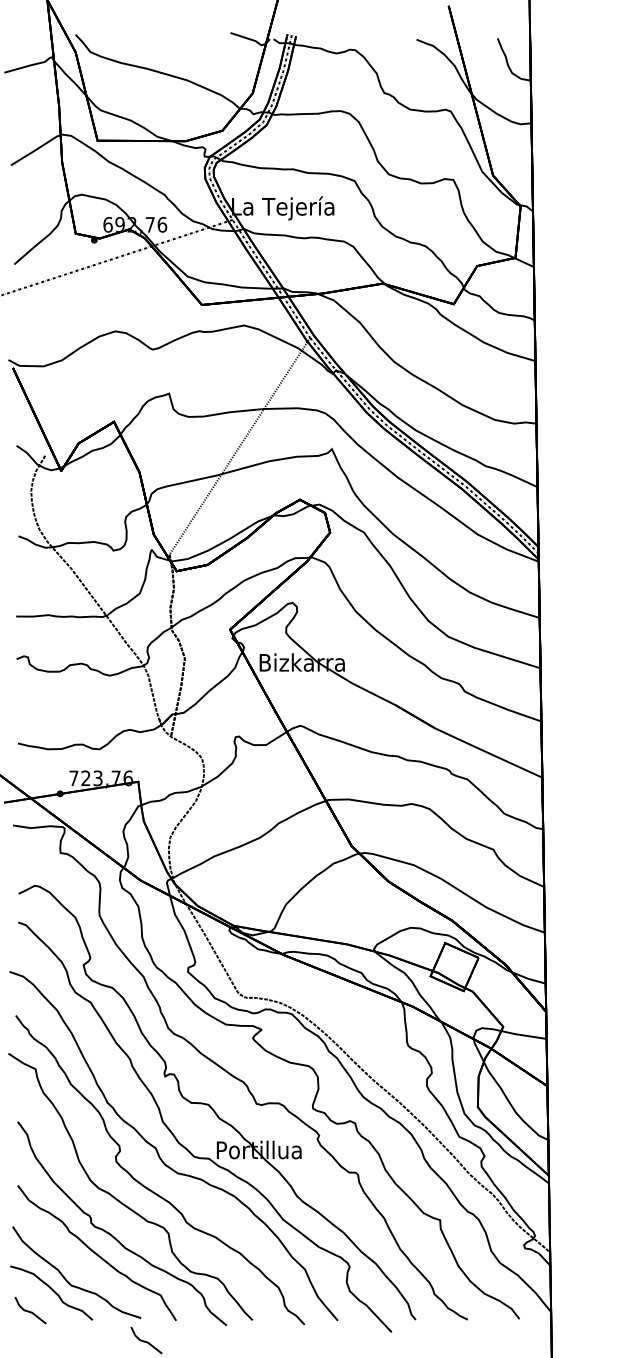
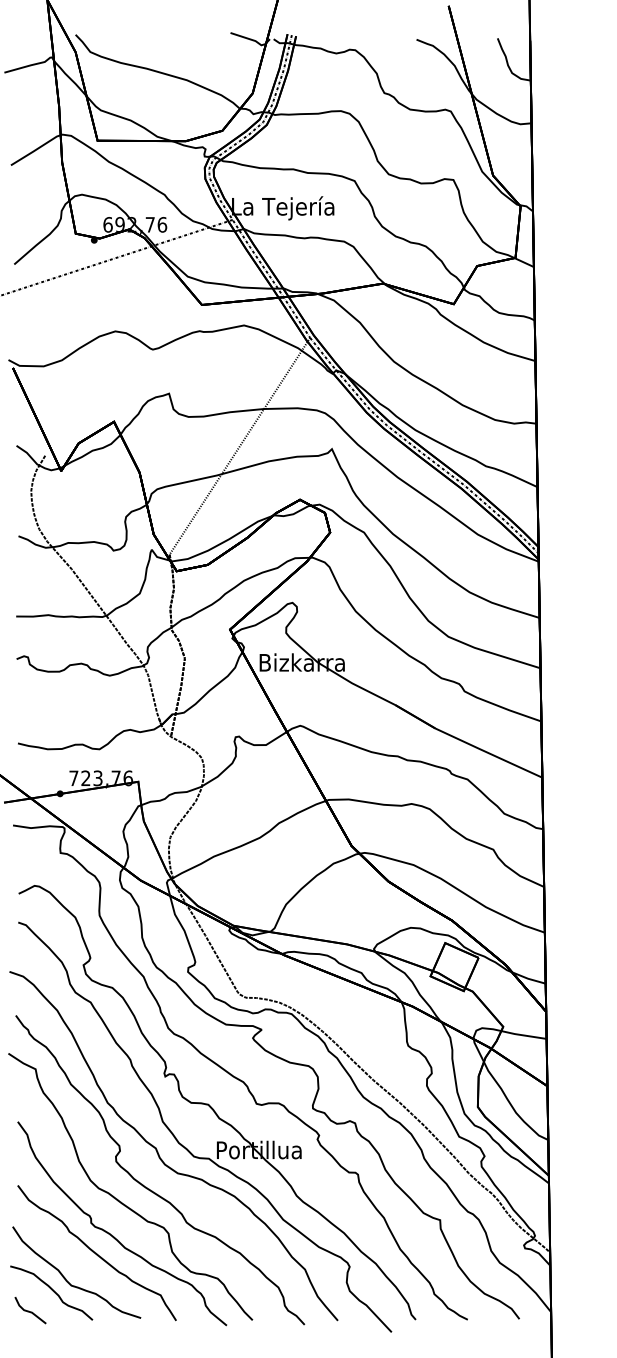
line: present -> none (145, 1340)
